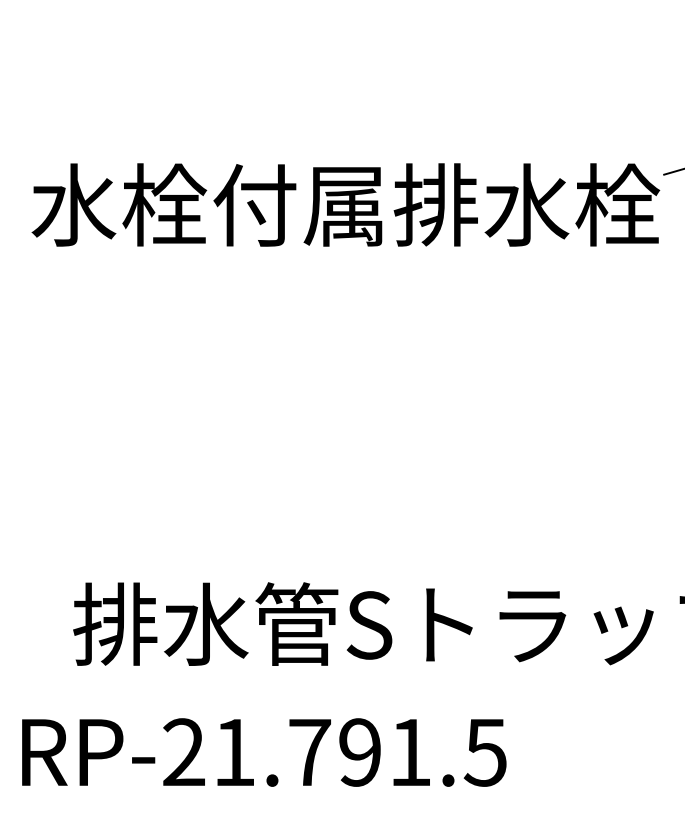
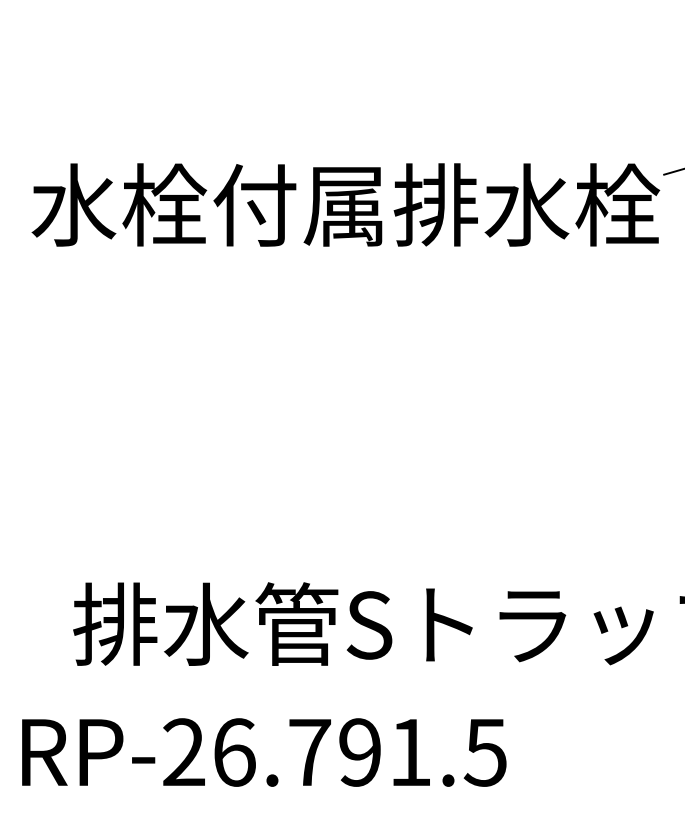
text: RP-21.791.5 -> RP-26.791.5 (234, 752)
